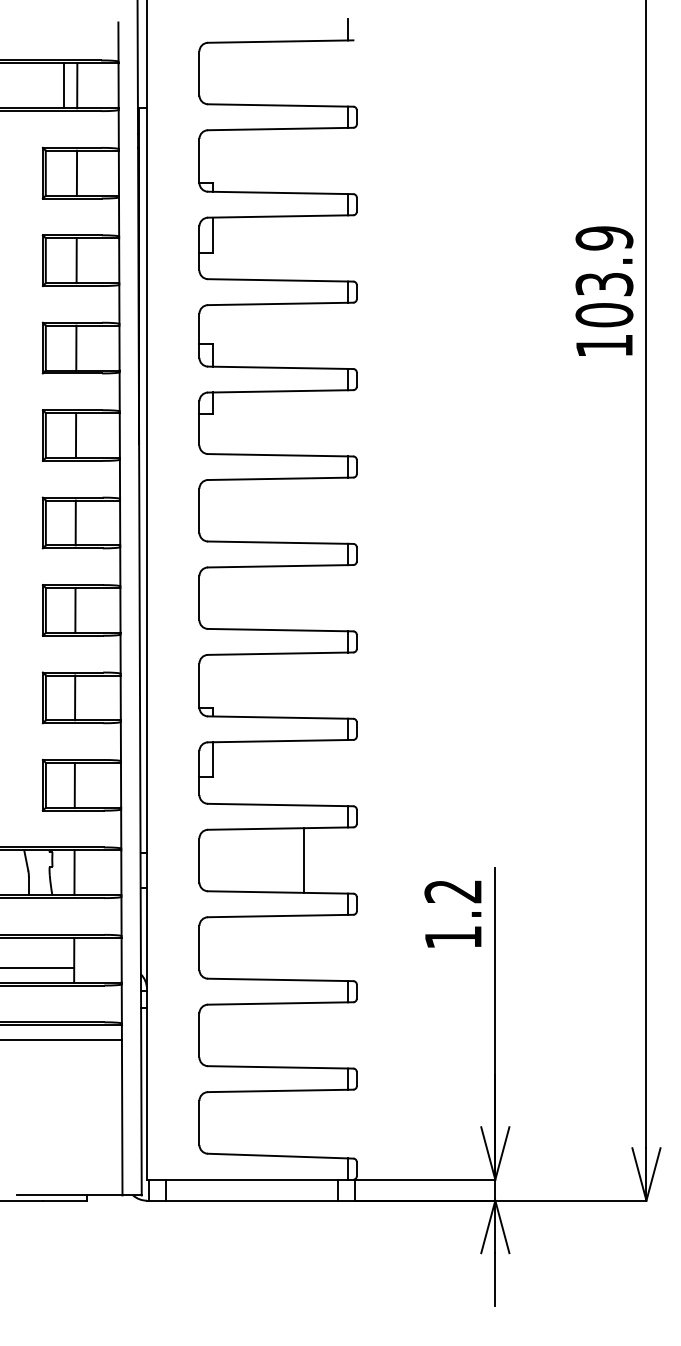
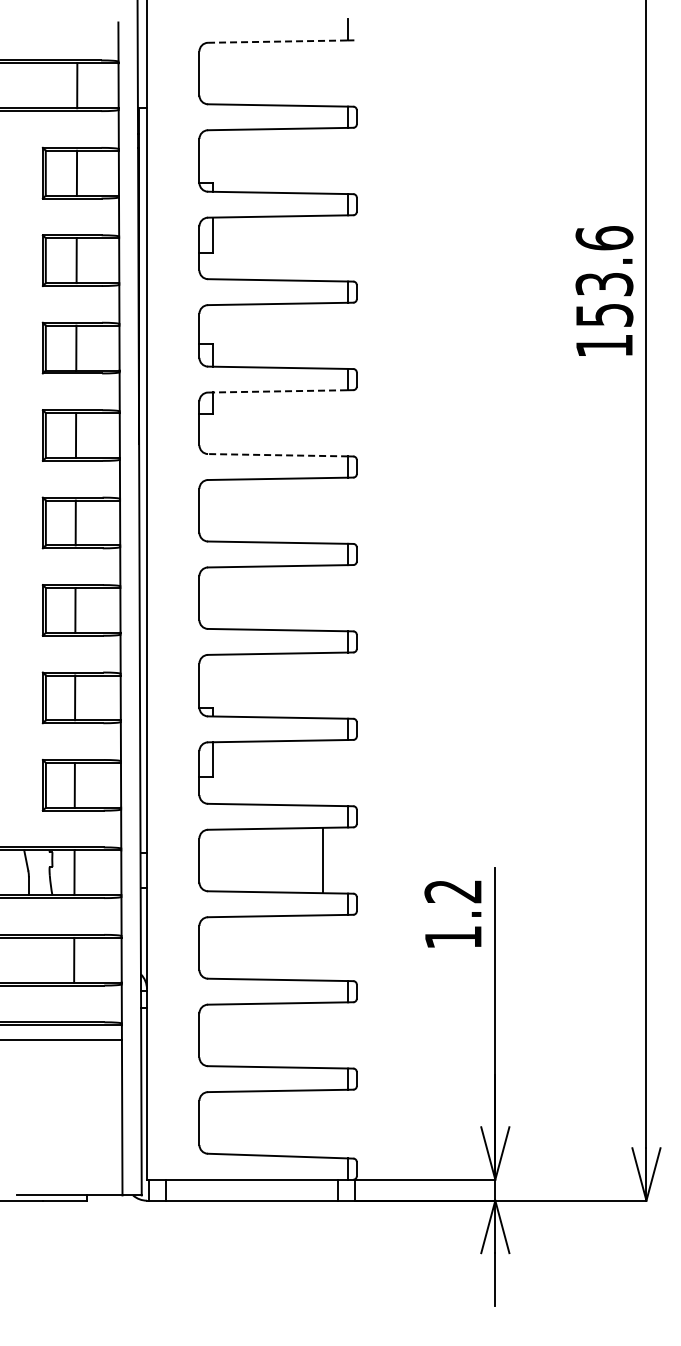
line: solid -> dashed (278, 41)
line: present -> none (63, 85)
text: 103.9 -> 153.6 (604, 276)
line: solid -> dashed (278, 391)
line: solid -> dashed (277, 455)
line position: (304, 860) -> (323, 860) (323, 860)
line: present -> none (38, 968)
